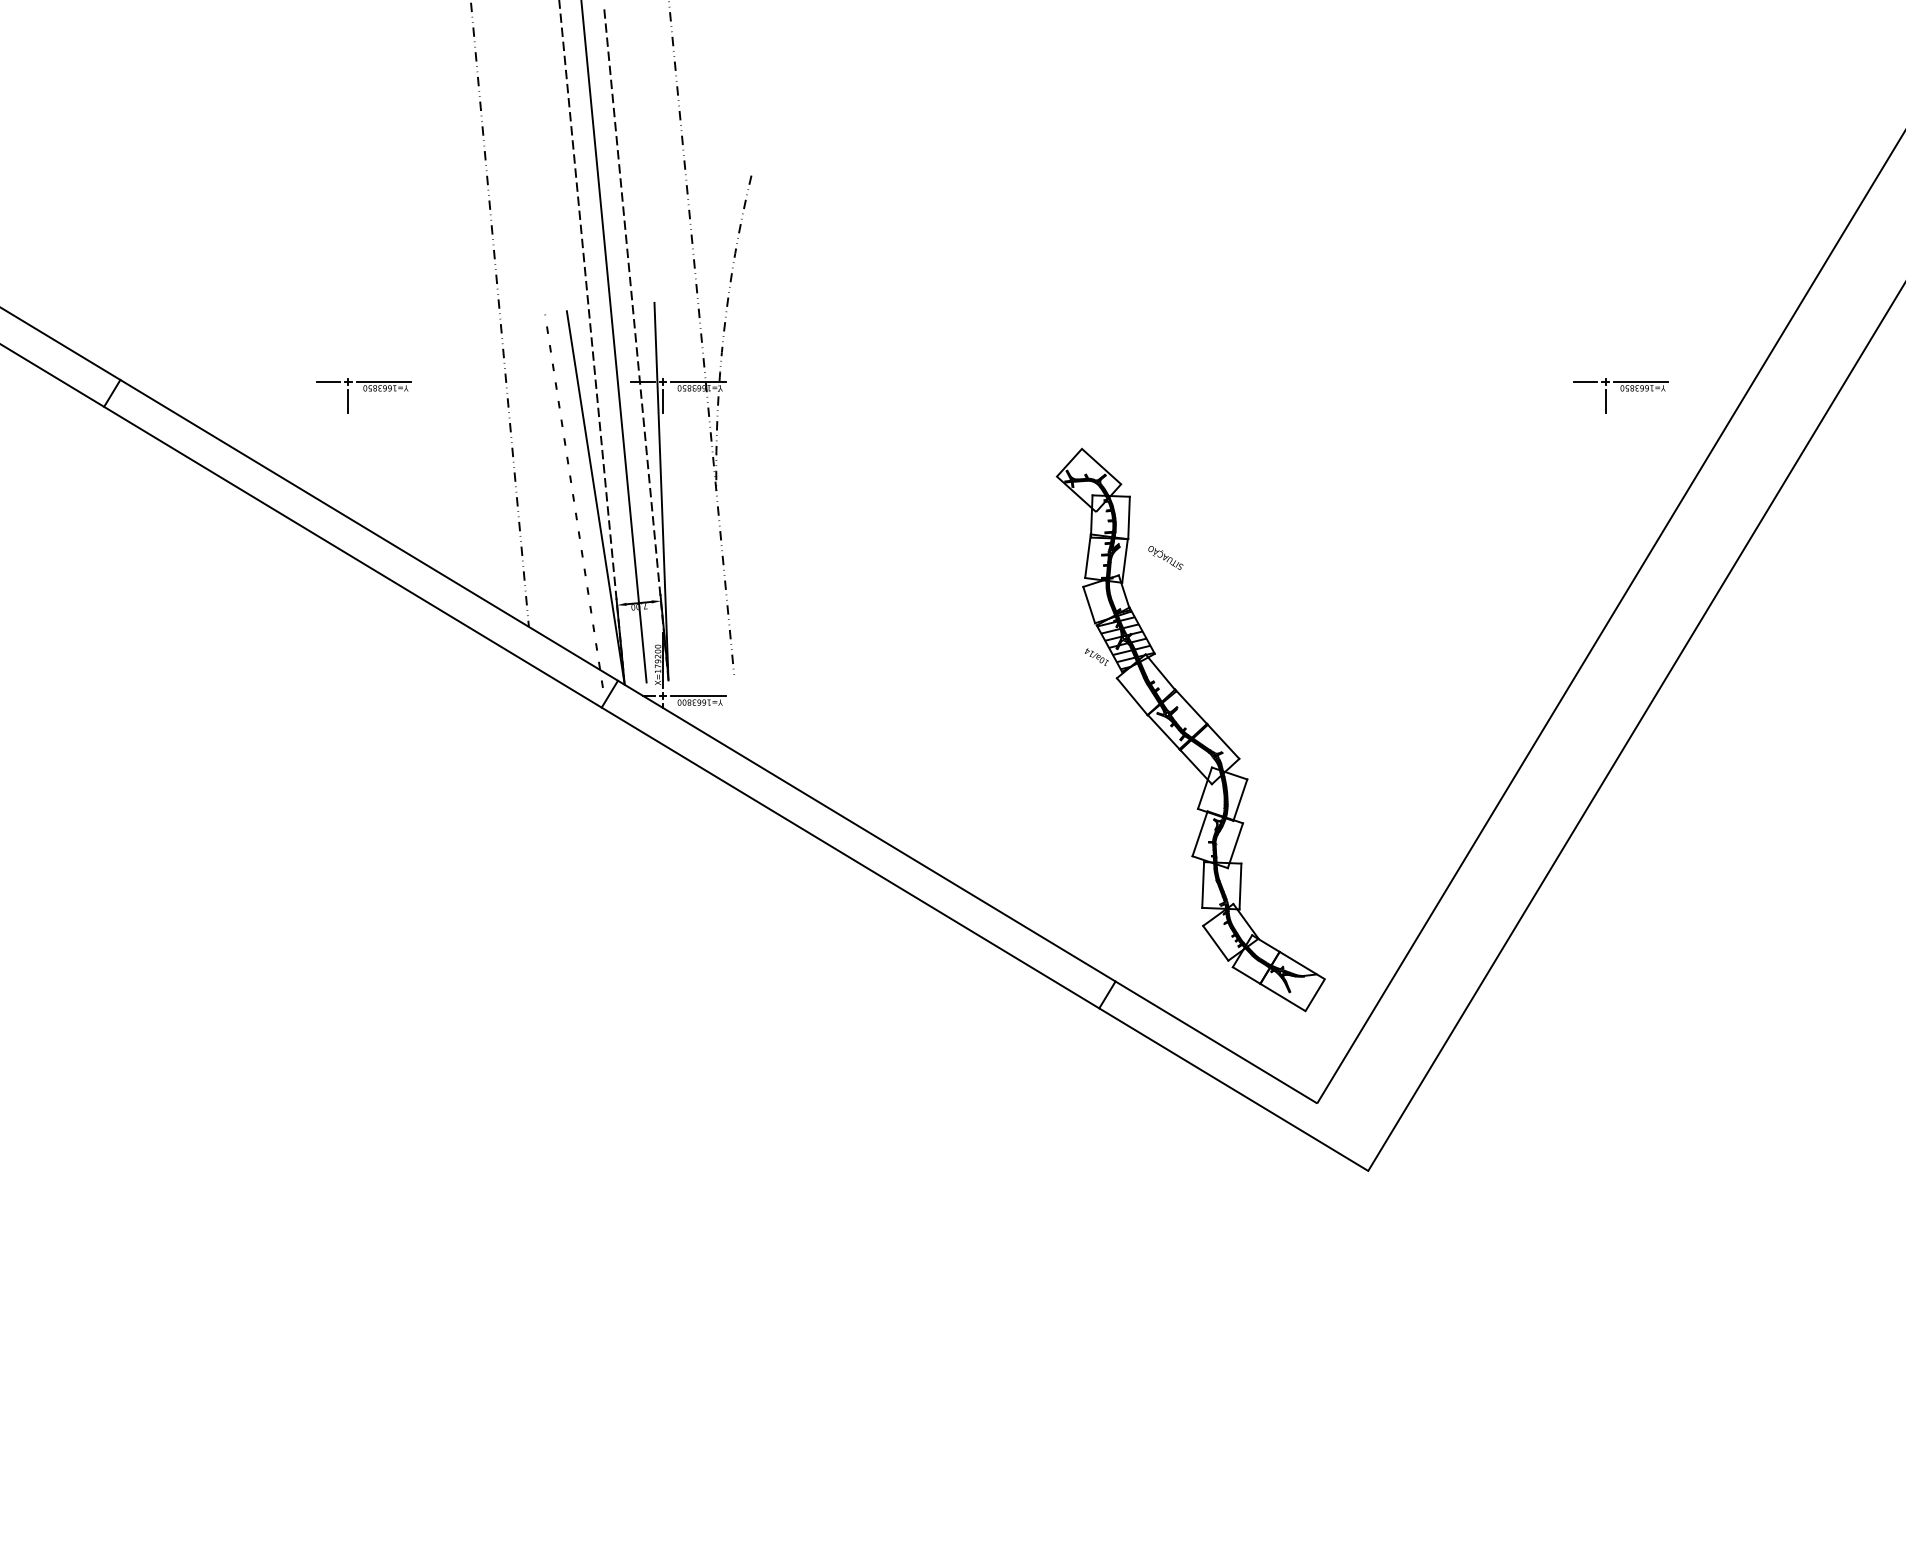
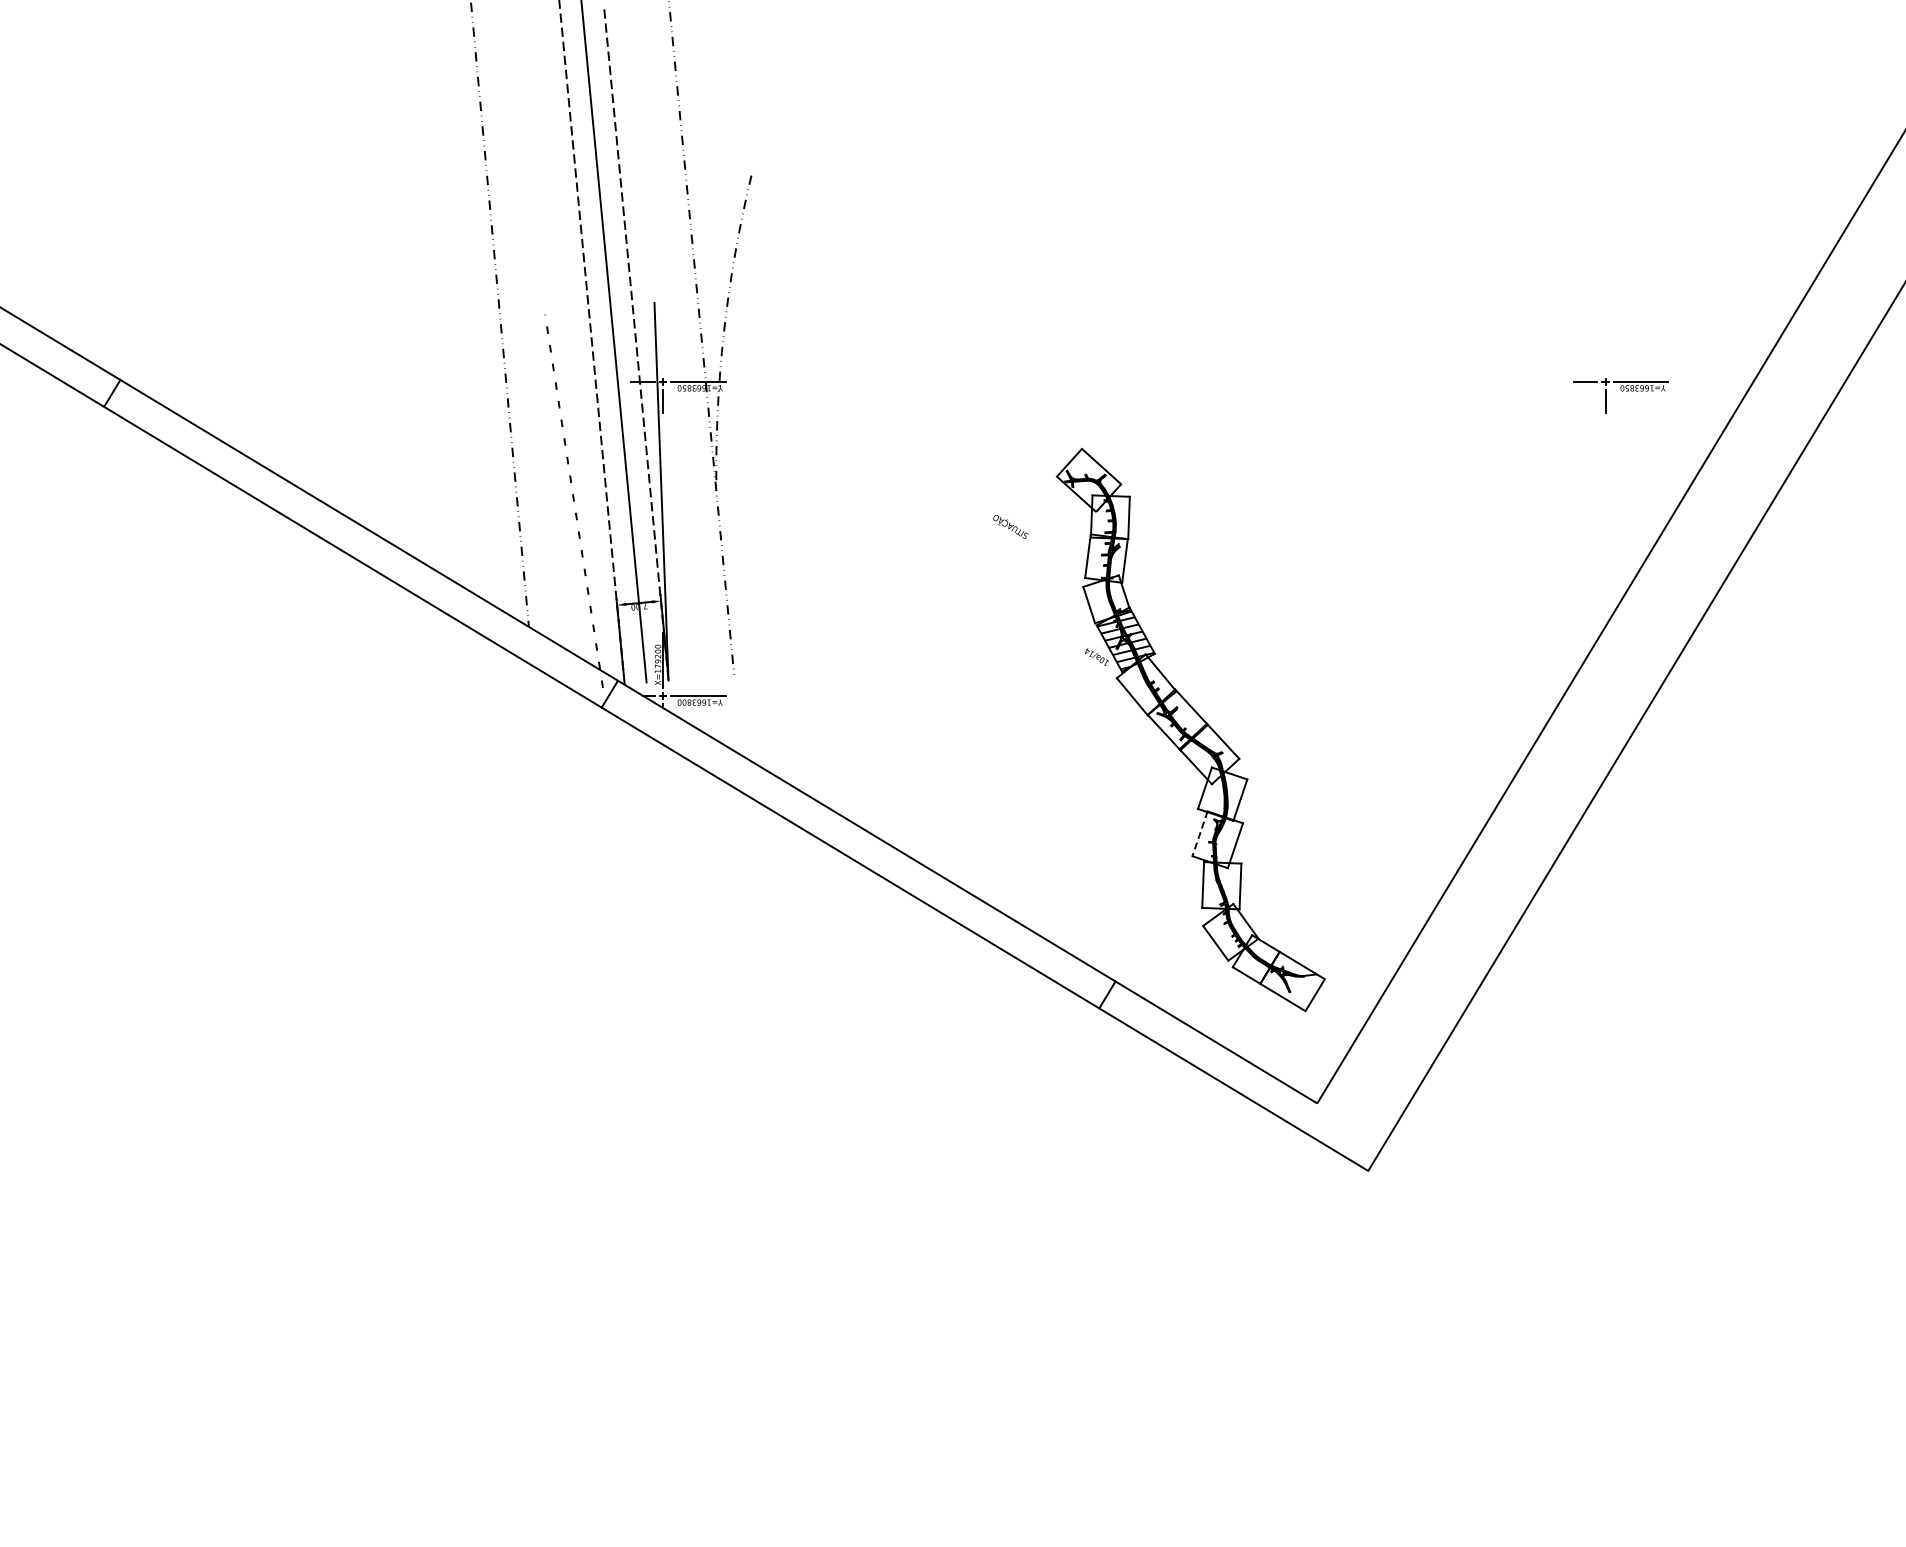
part: present -> none (363, 395)
line: present -> none (595, 497)
text position: (1165, 557) -> (1010, 526) (1010, 526)
line: solid -> dashed (1200, 833)
